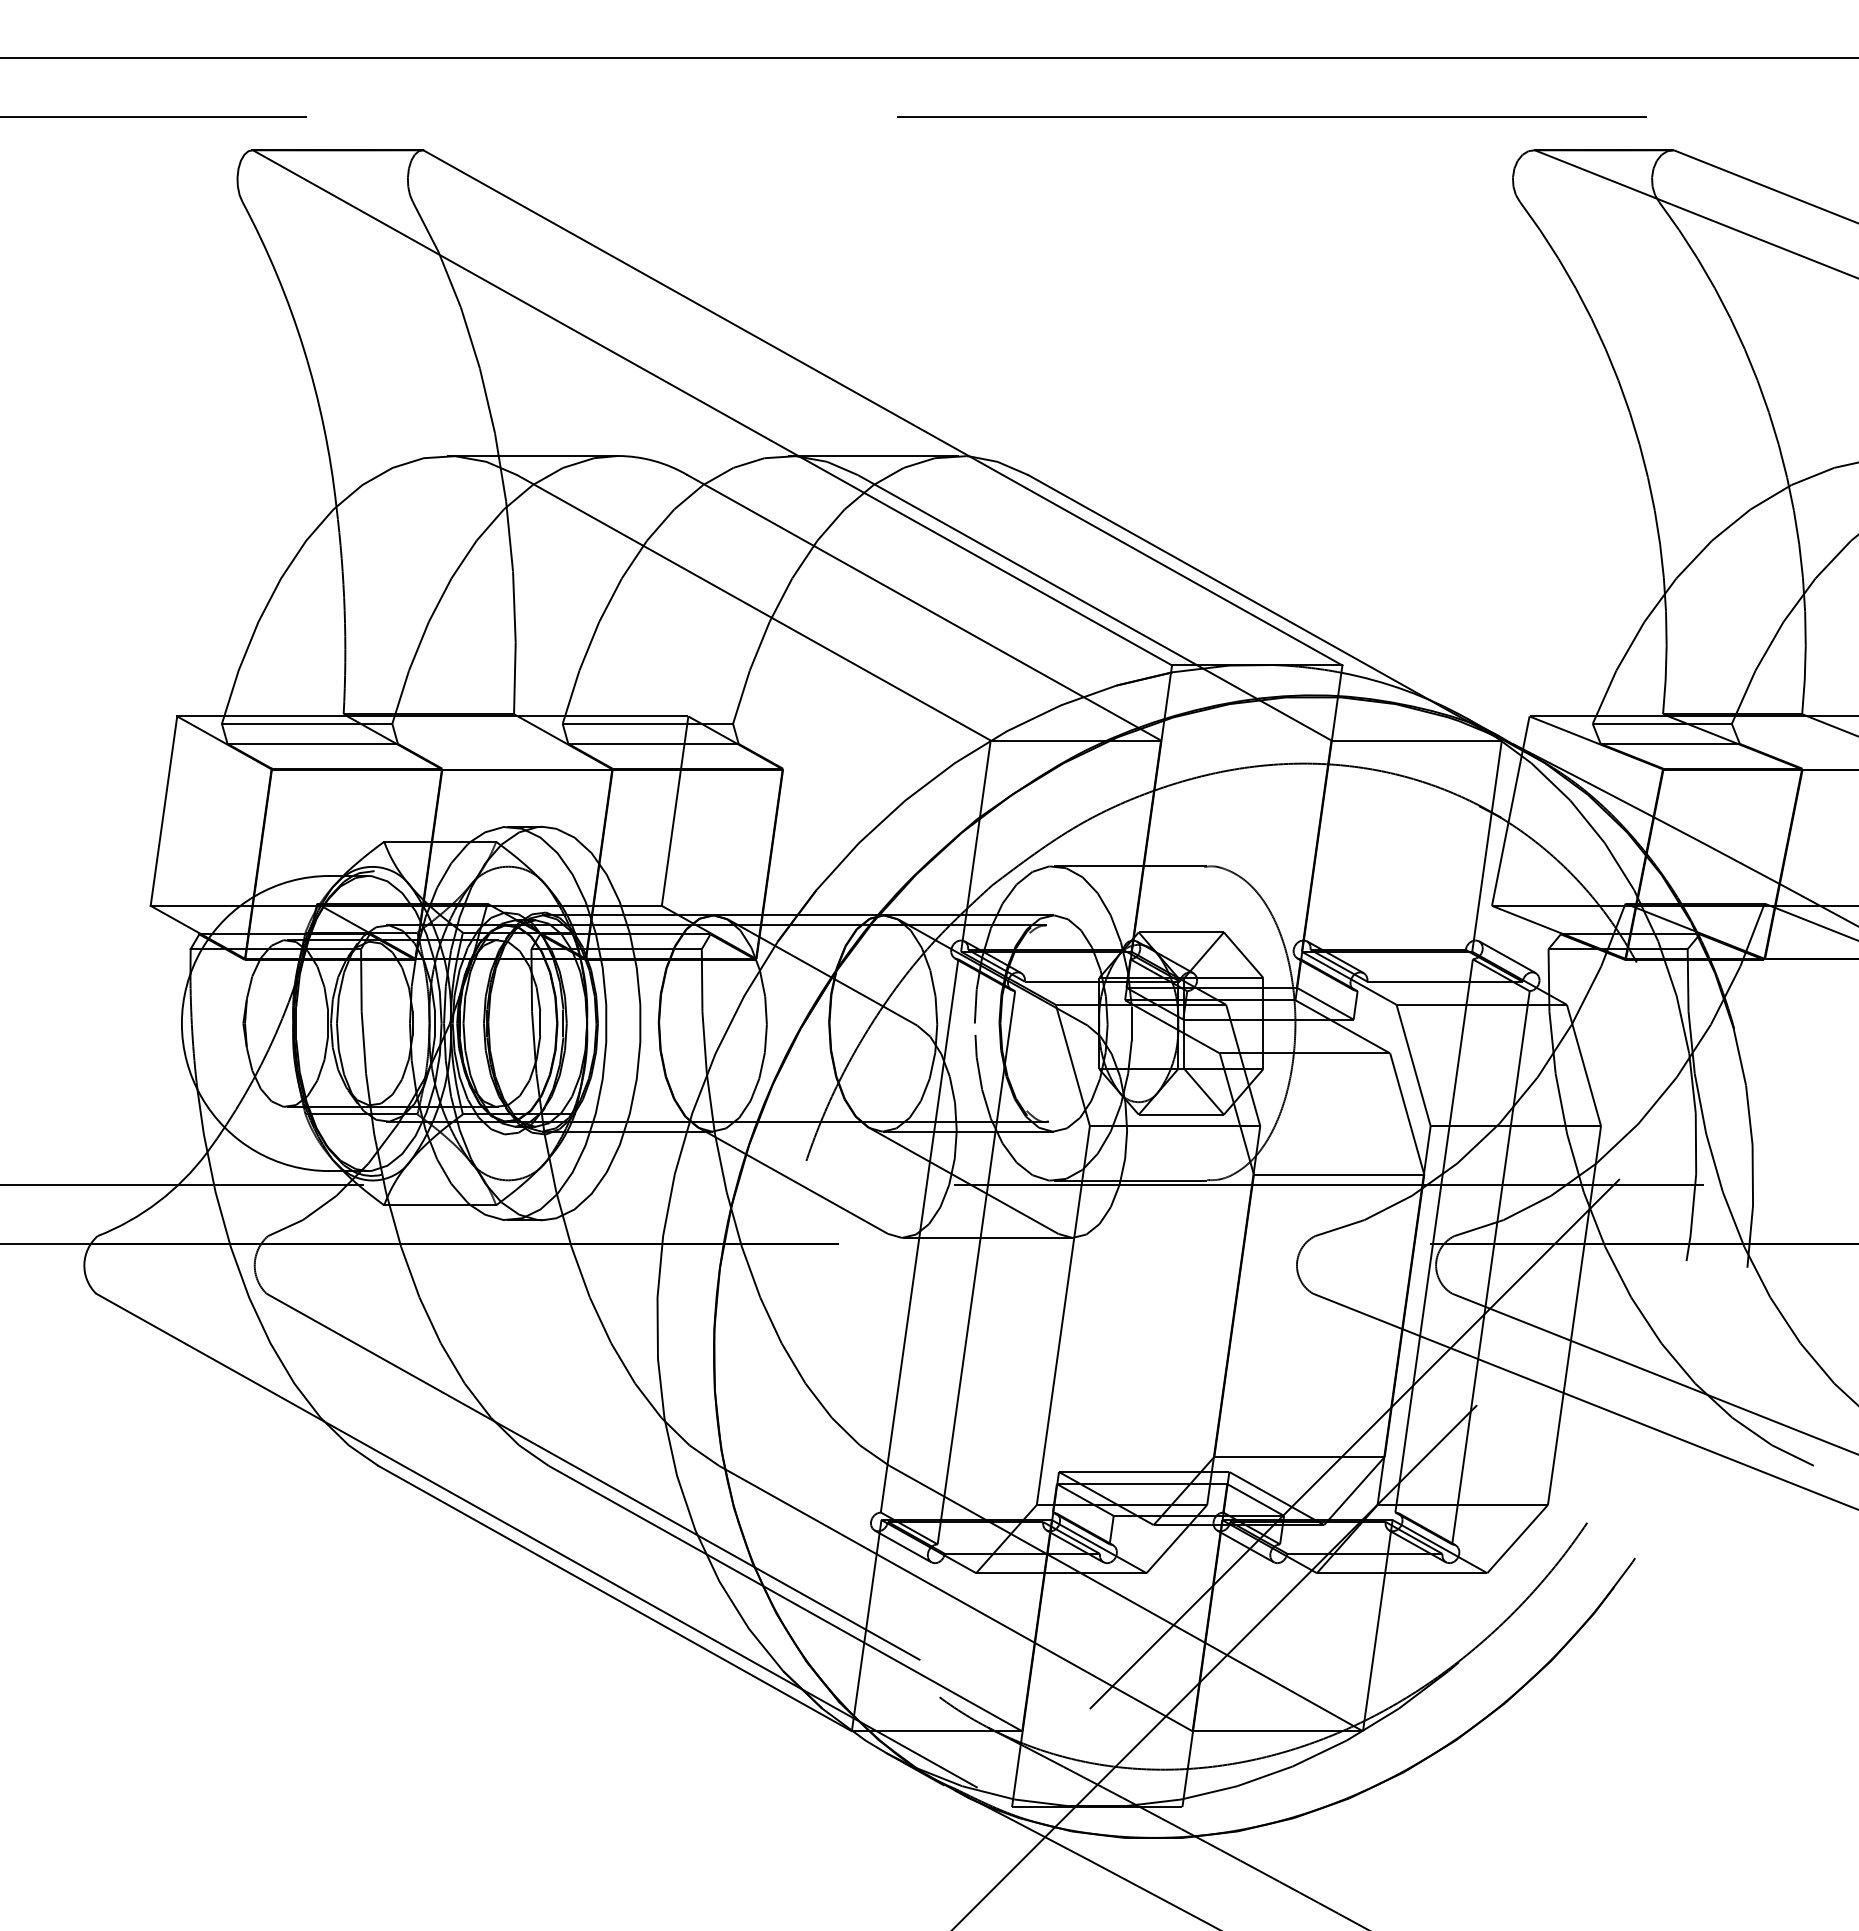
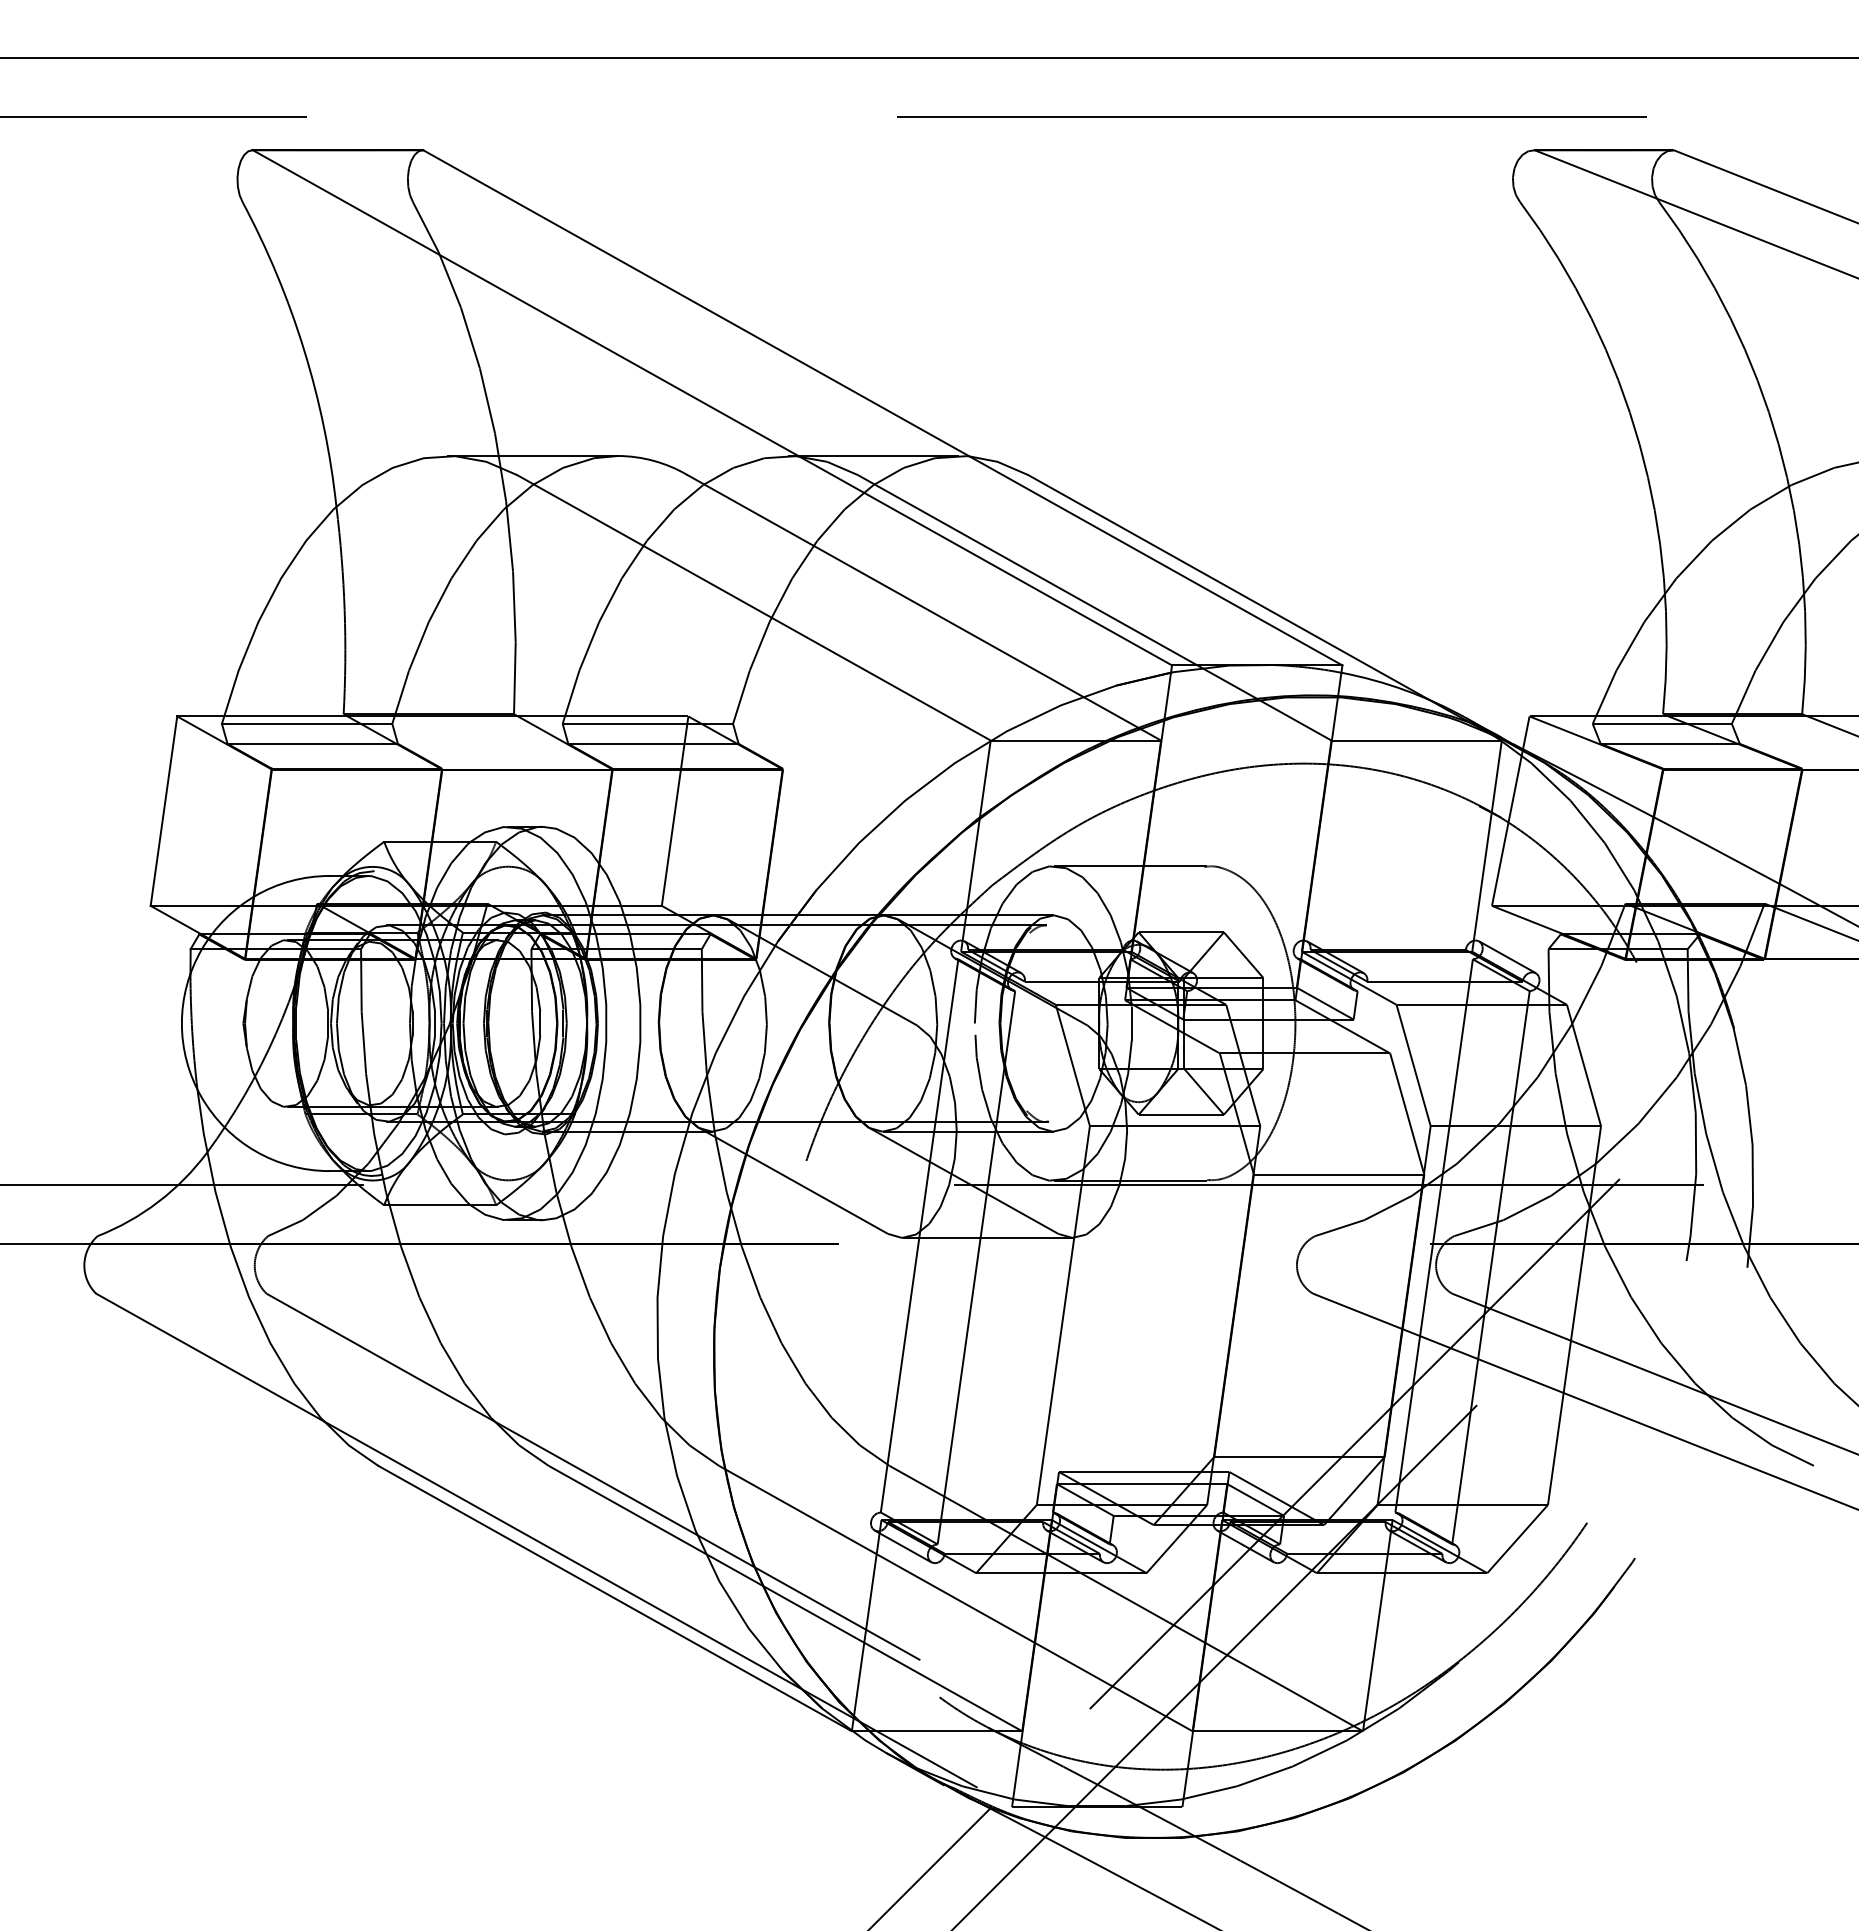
line: none -> present (930, 1867)
